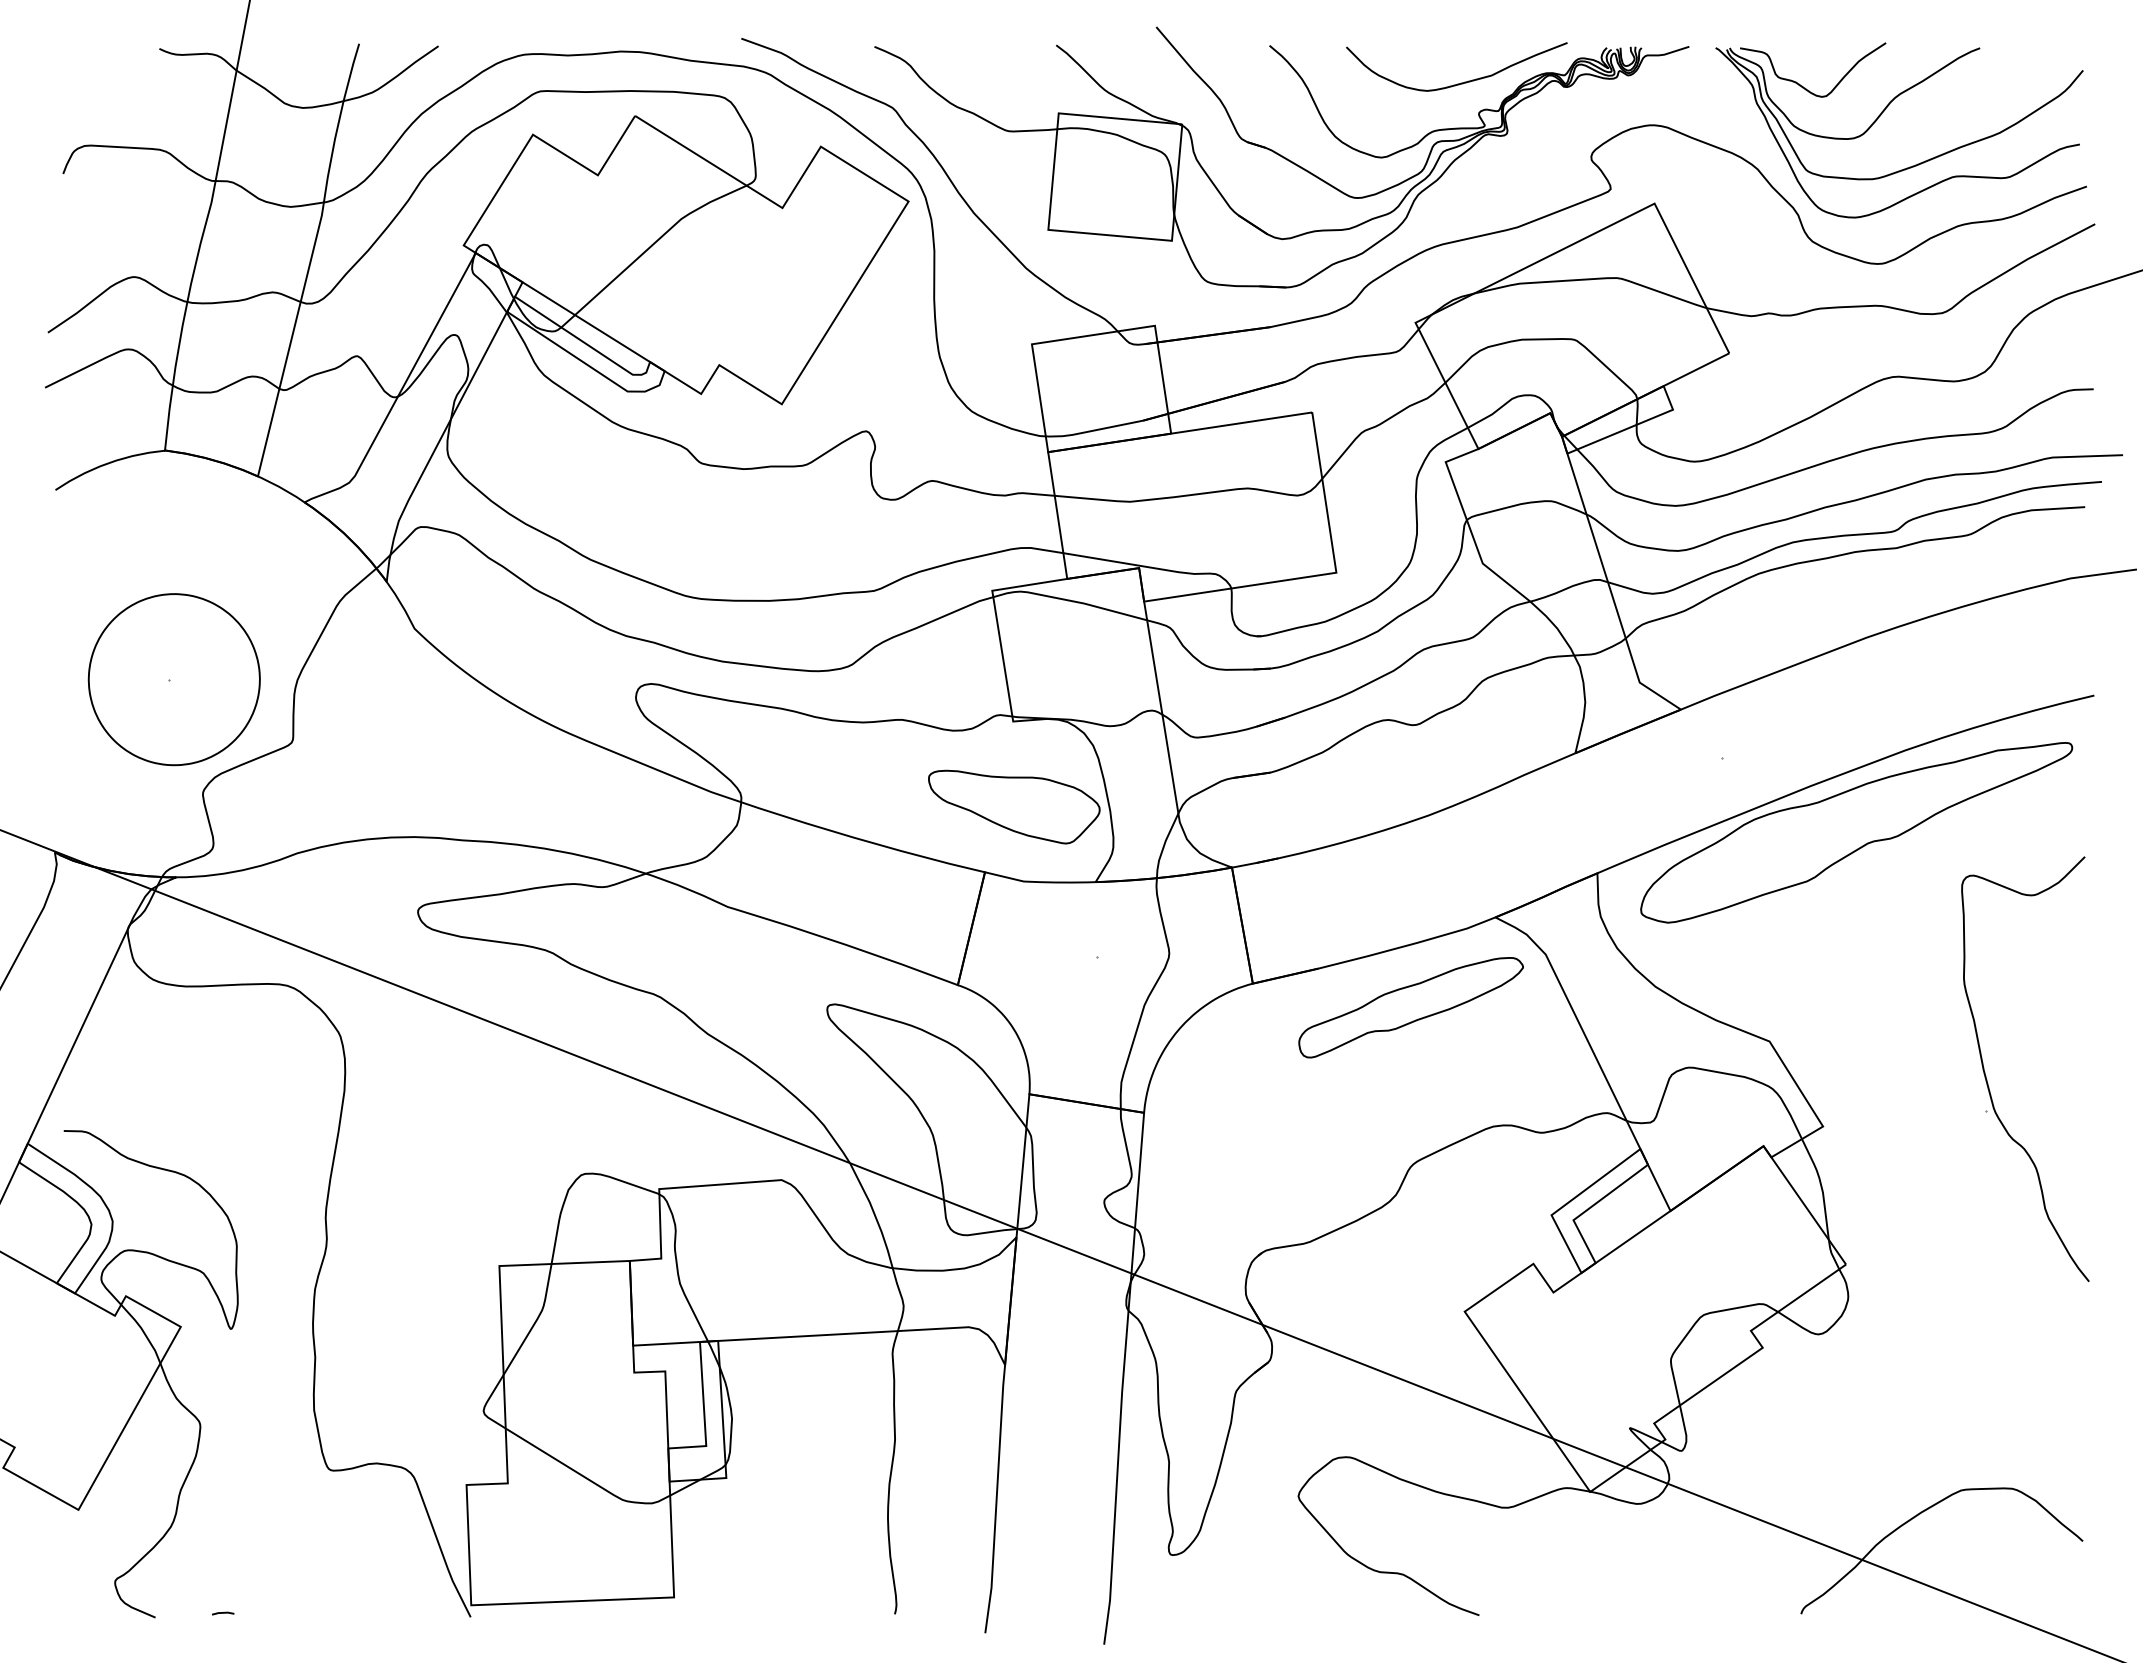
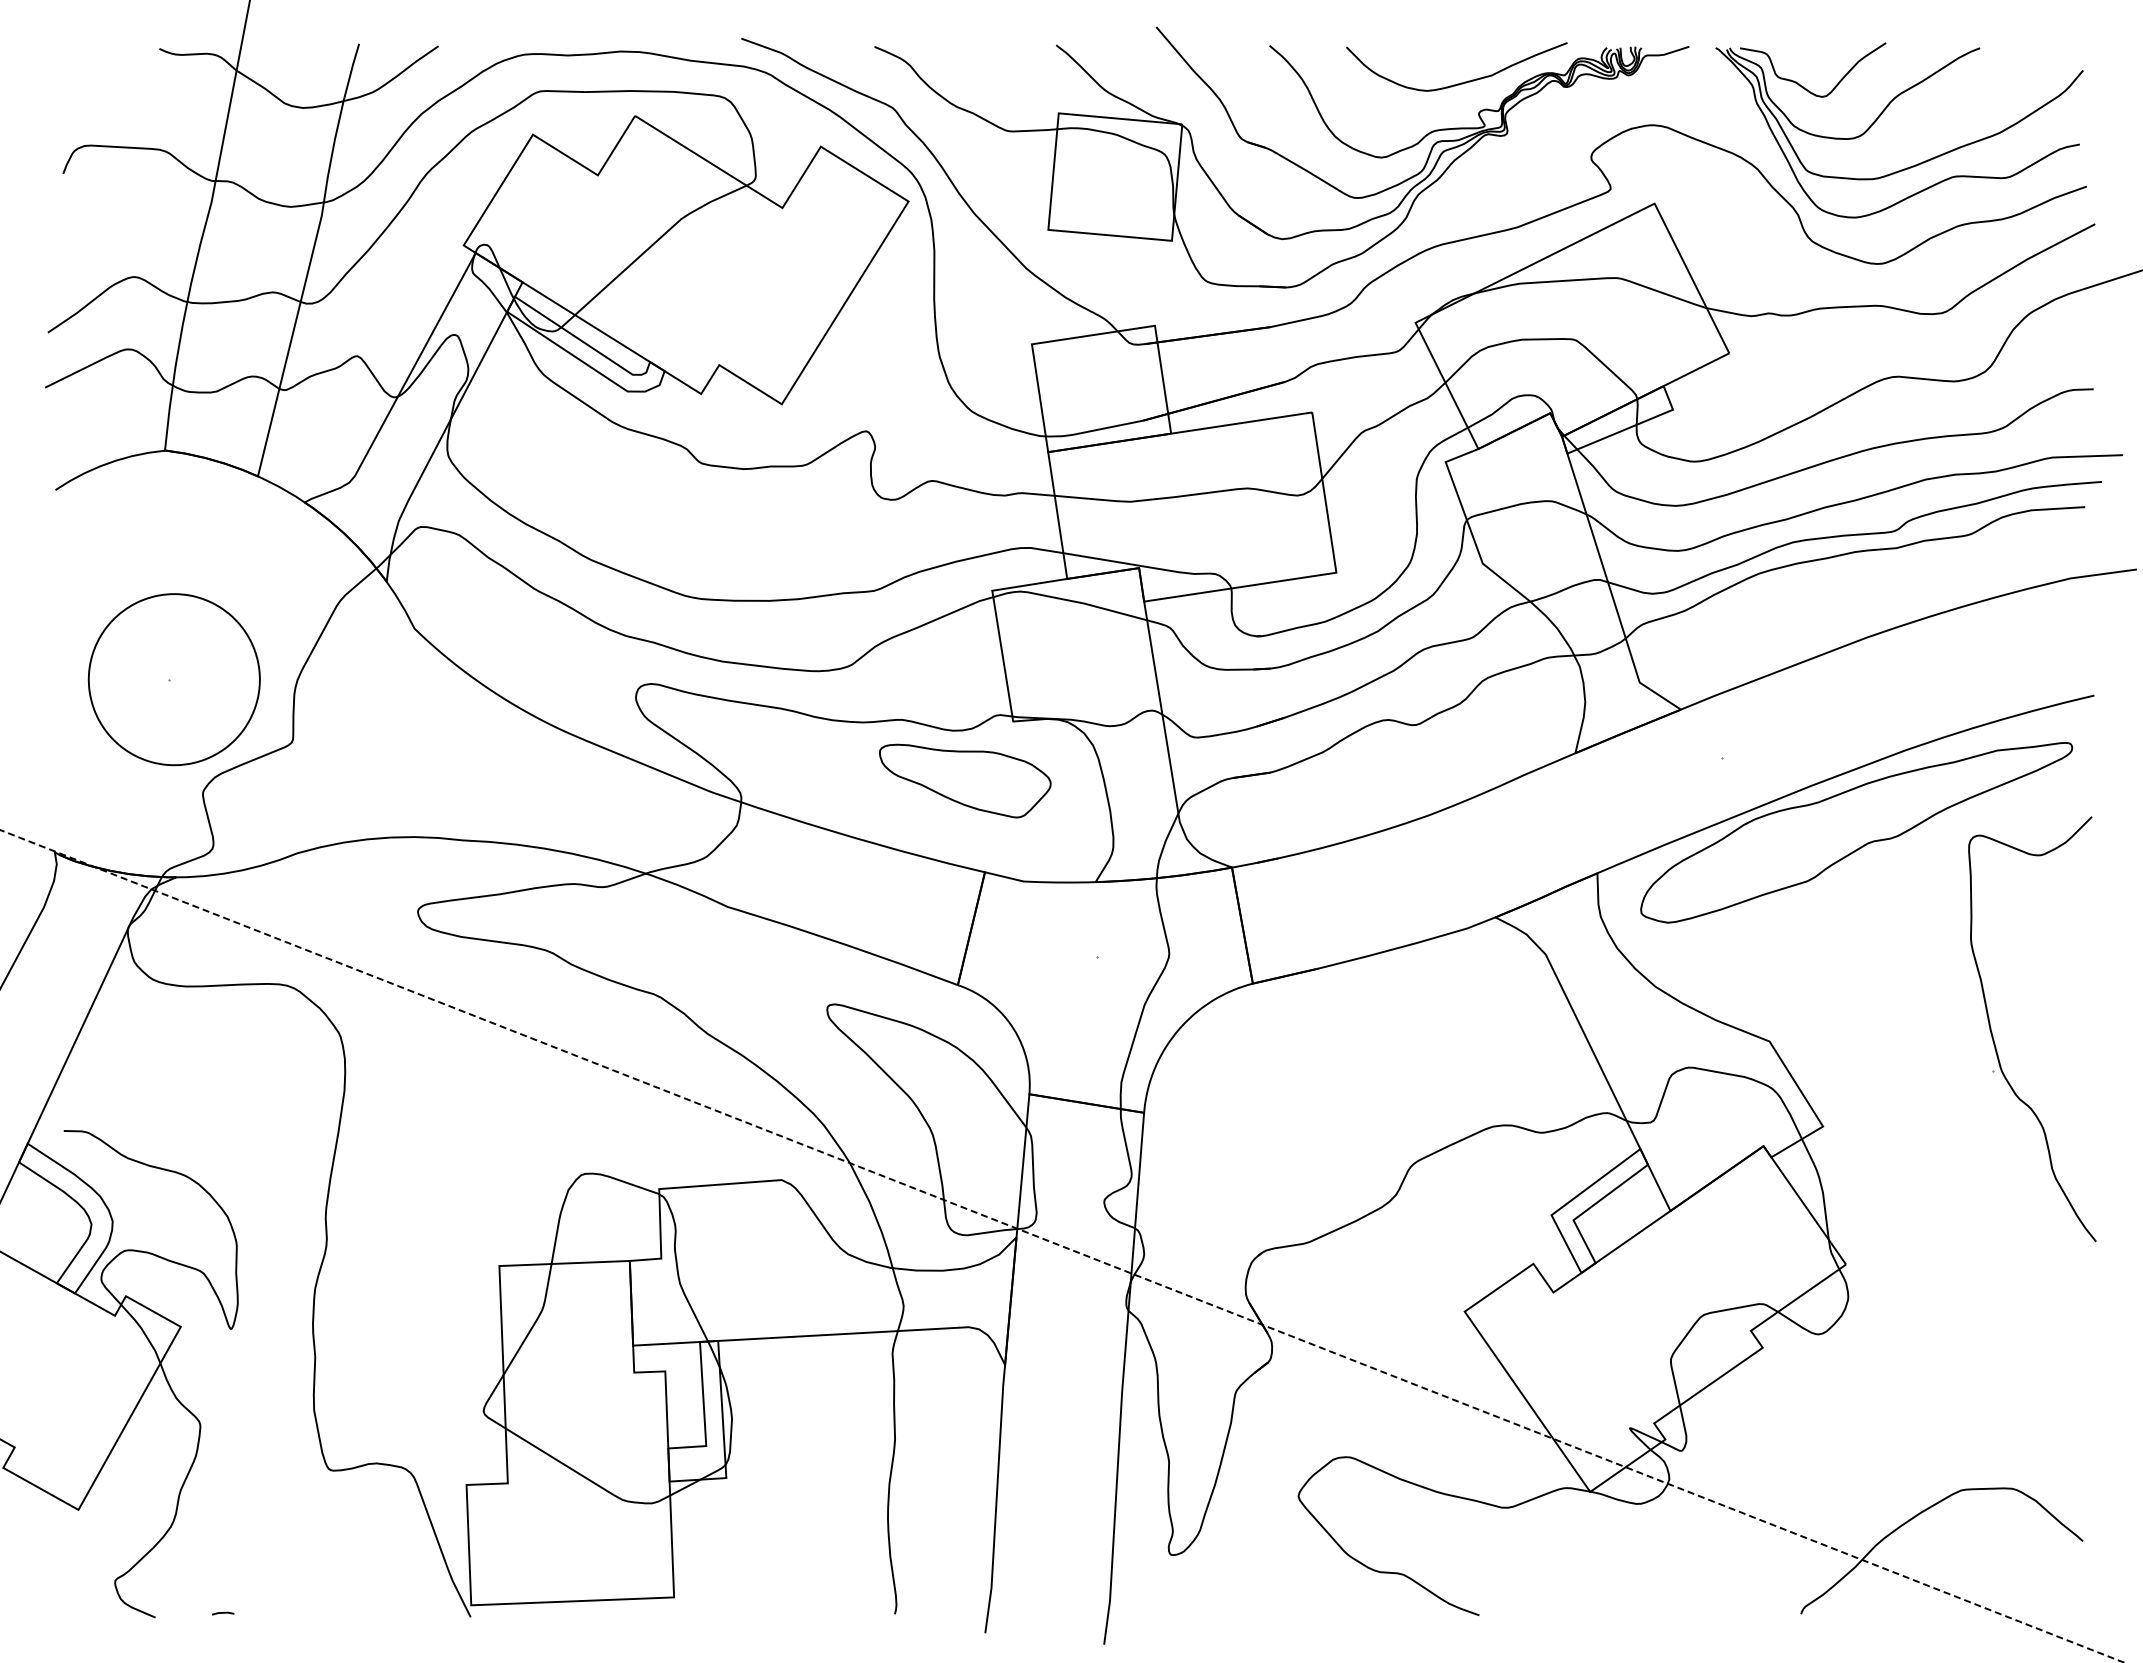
part position: (1014, 806) -> (965, 780) (965, 780)
part: present -> none (1410, 1007)
part position: (1987, 1079) -> (1994, 1039) (1994, 1039)
line: solid -> dashed (1063, 1246)
